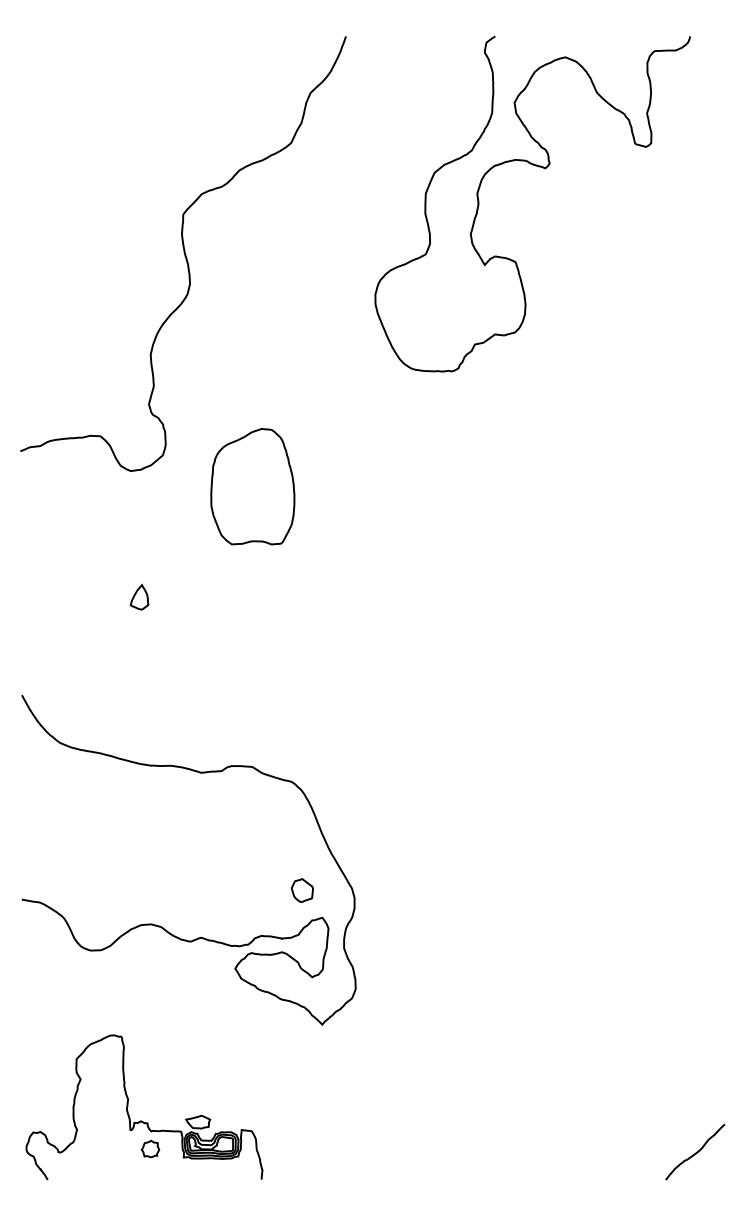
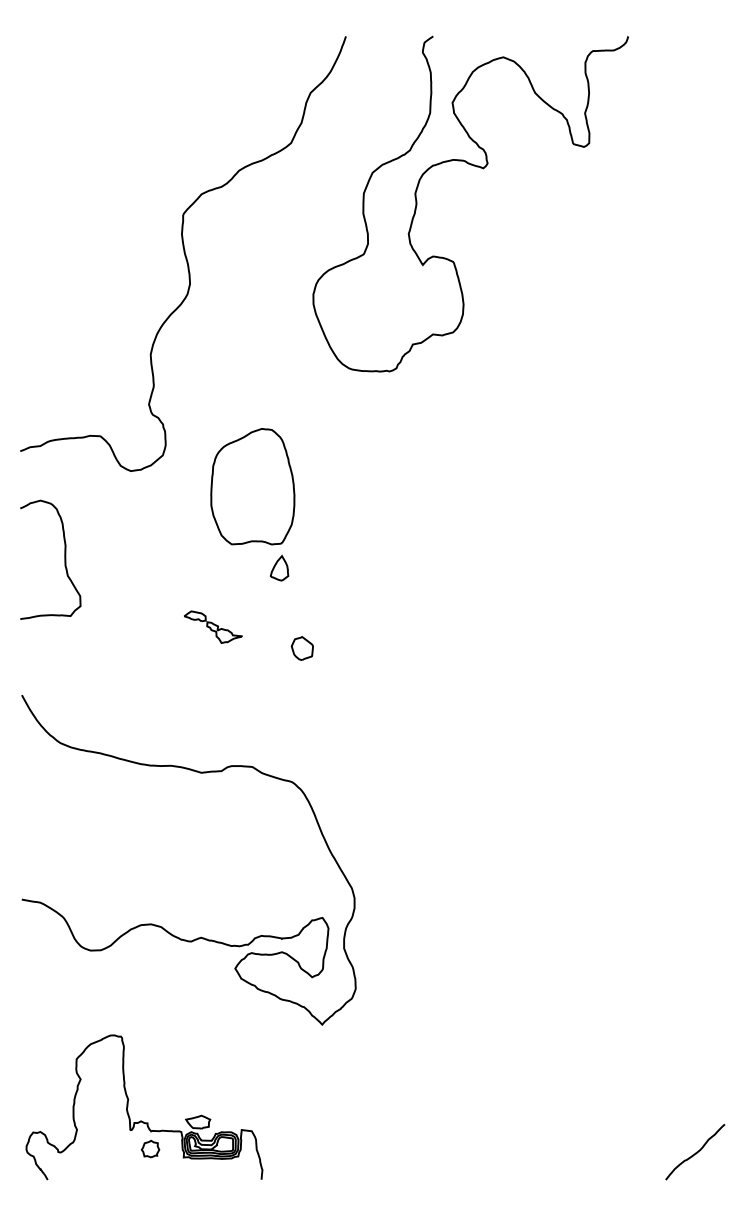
curve position: (542, 168) -> (480, 168) (480, 168)
curve: none -> present (64, 559)
part position: (139, 596) -> (279, 567) (279, 567)
part: none -> present (213, 626)
part position: (301, 890) -> (301, 648) (301, 648)
